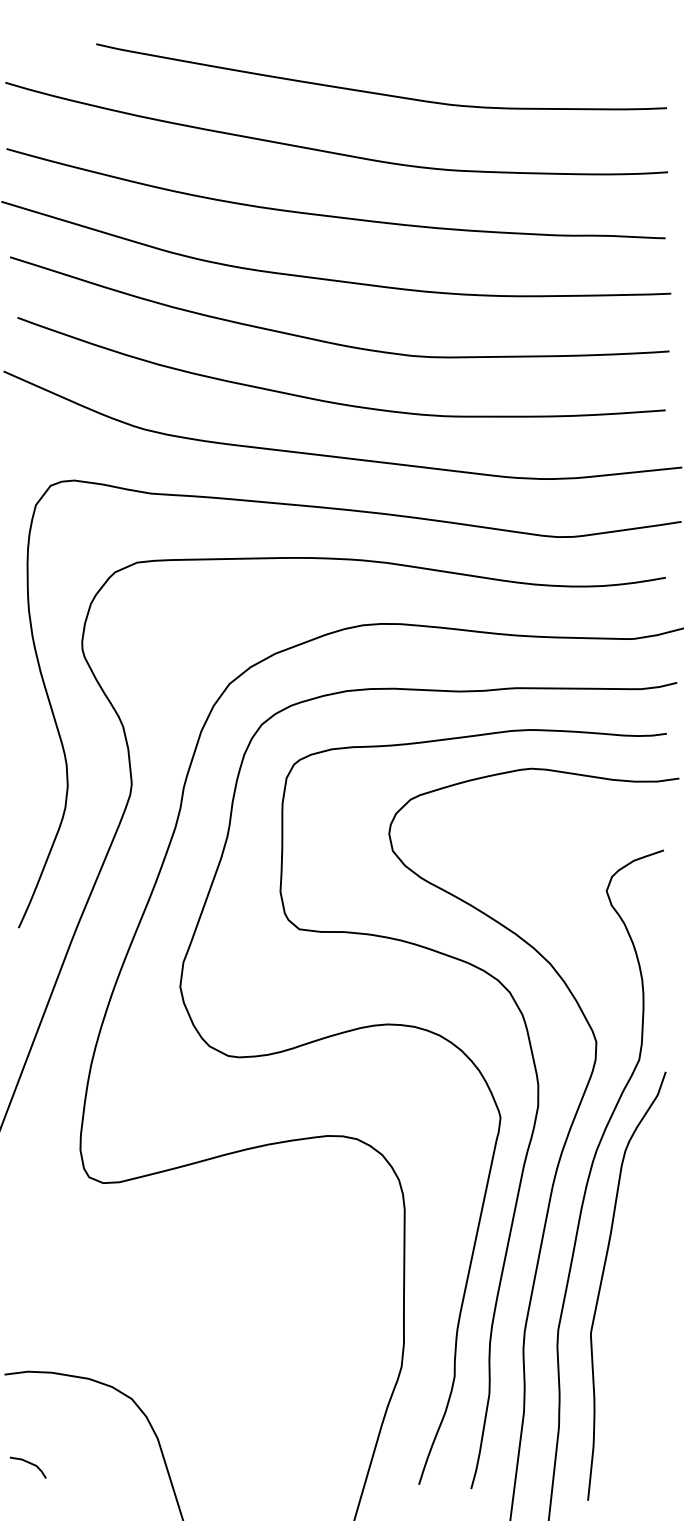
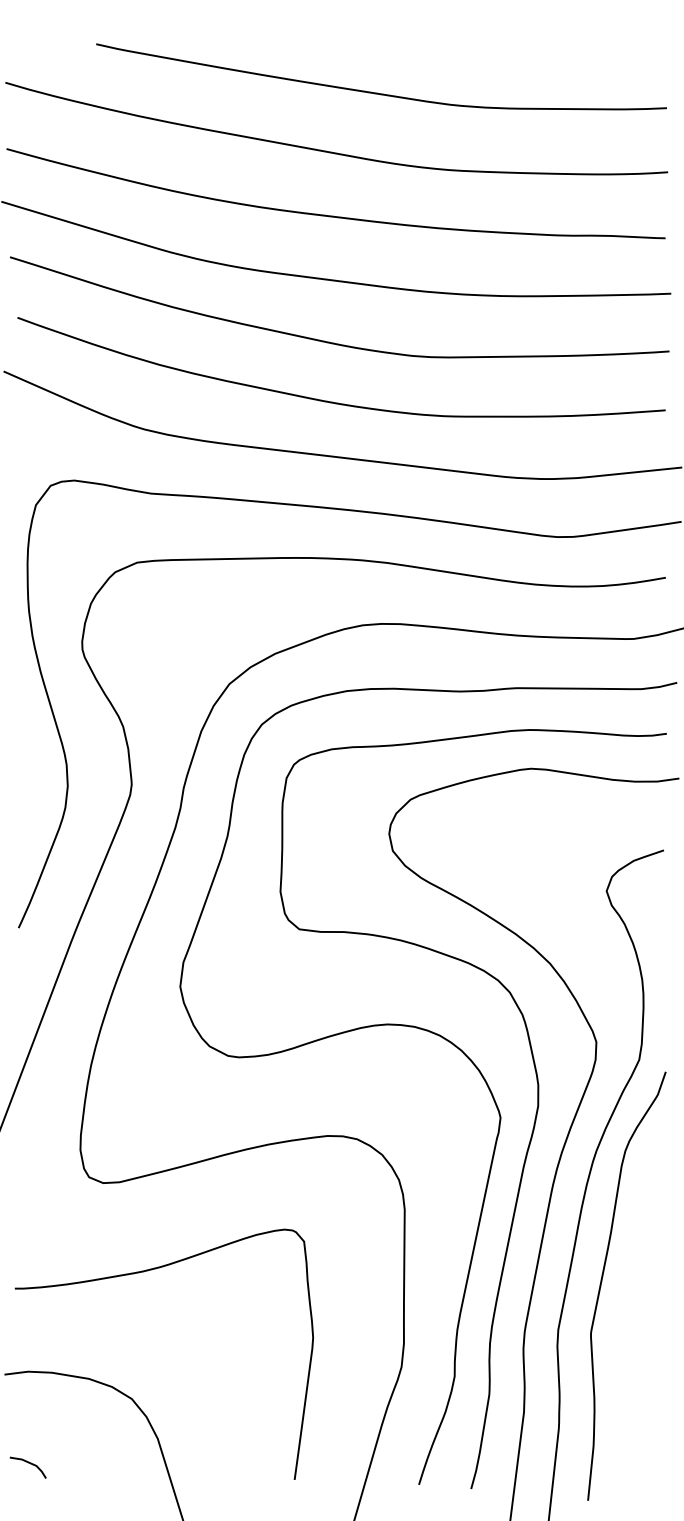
curve: none -> present (143, 1272)
